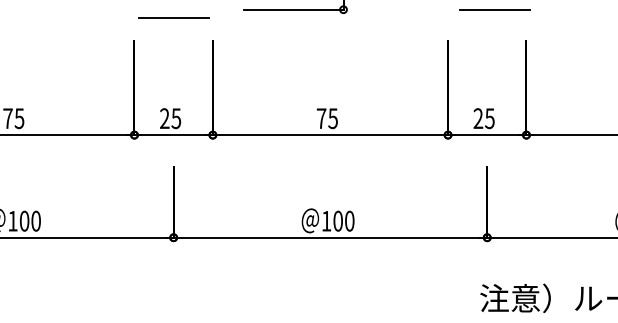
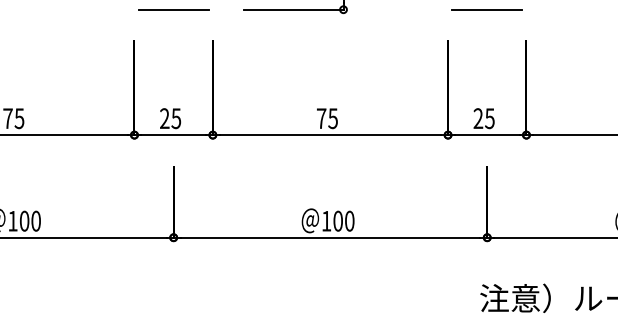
line position: (494, 9) -> (486, 9) (486, 9)
line position: (173, 17) -> (173, 9) (173, 9)
